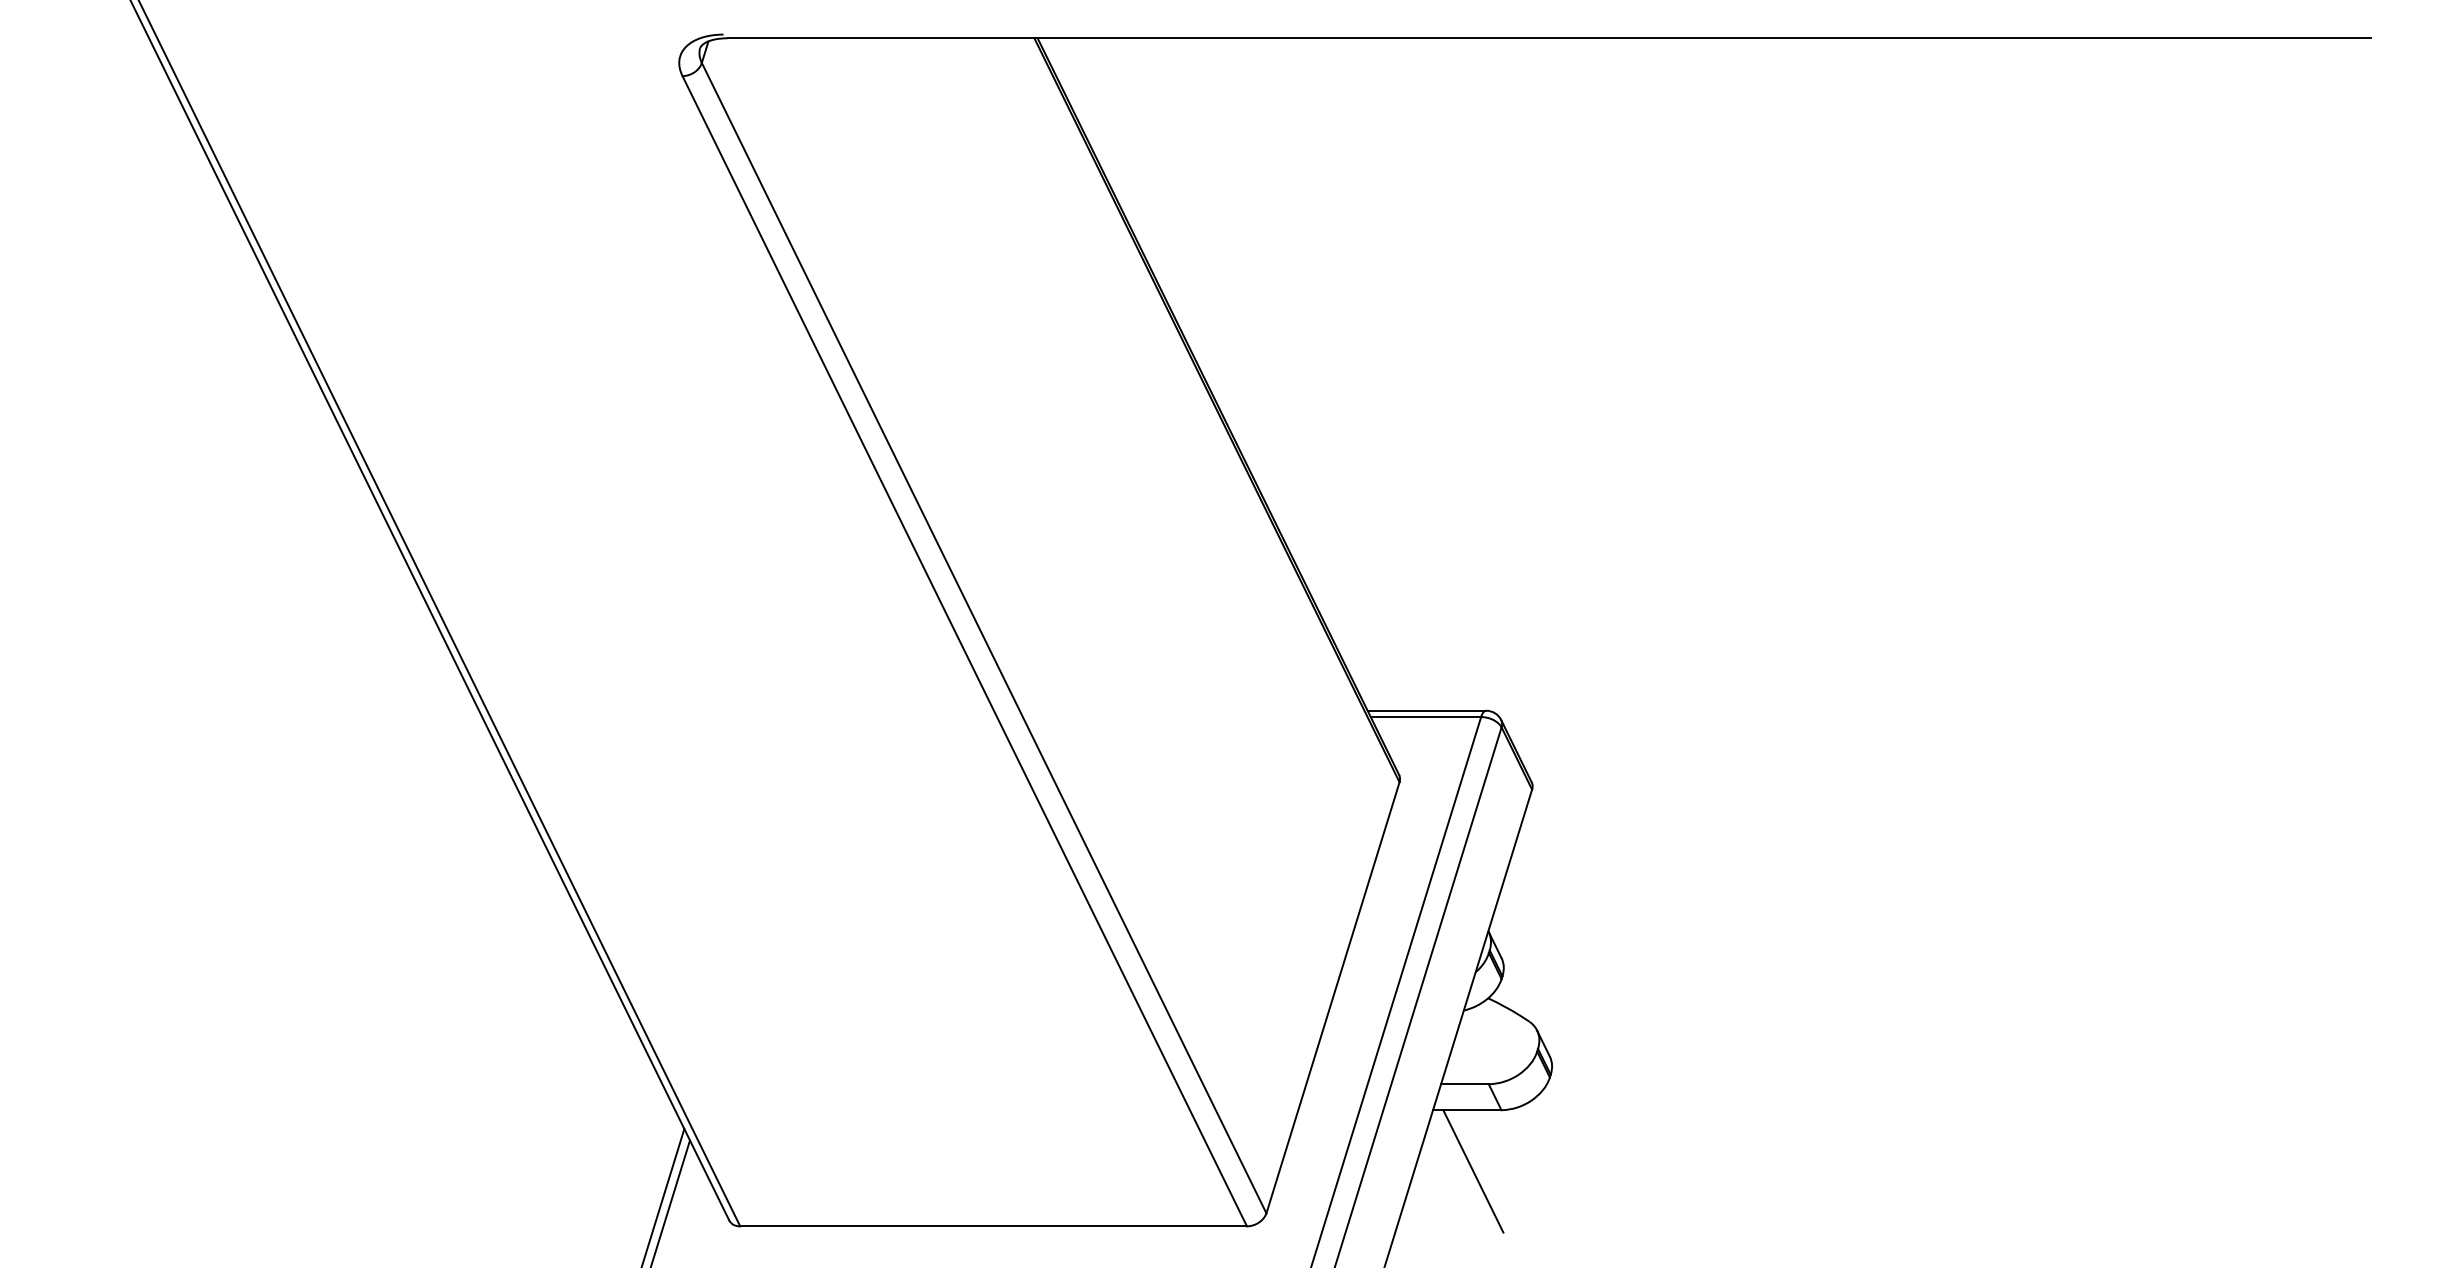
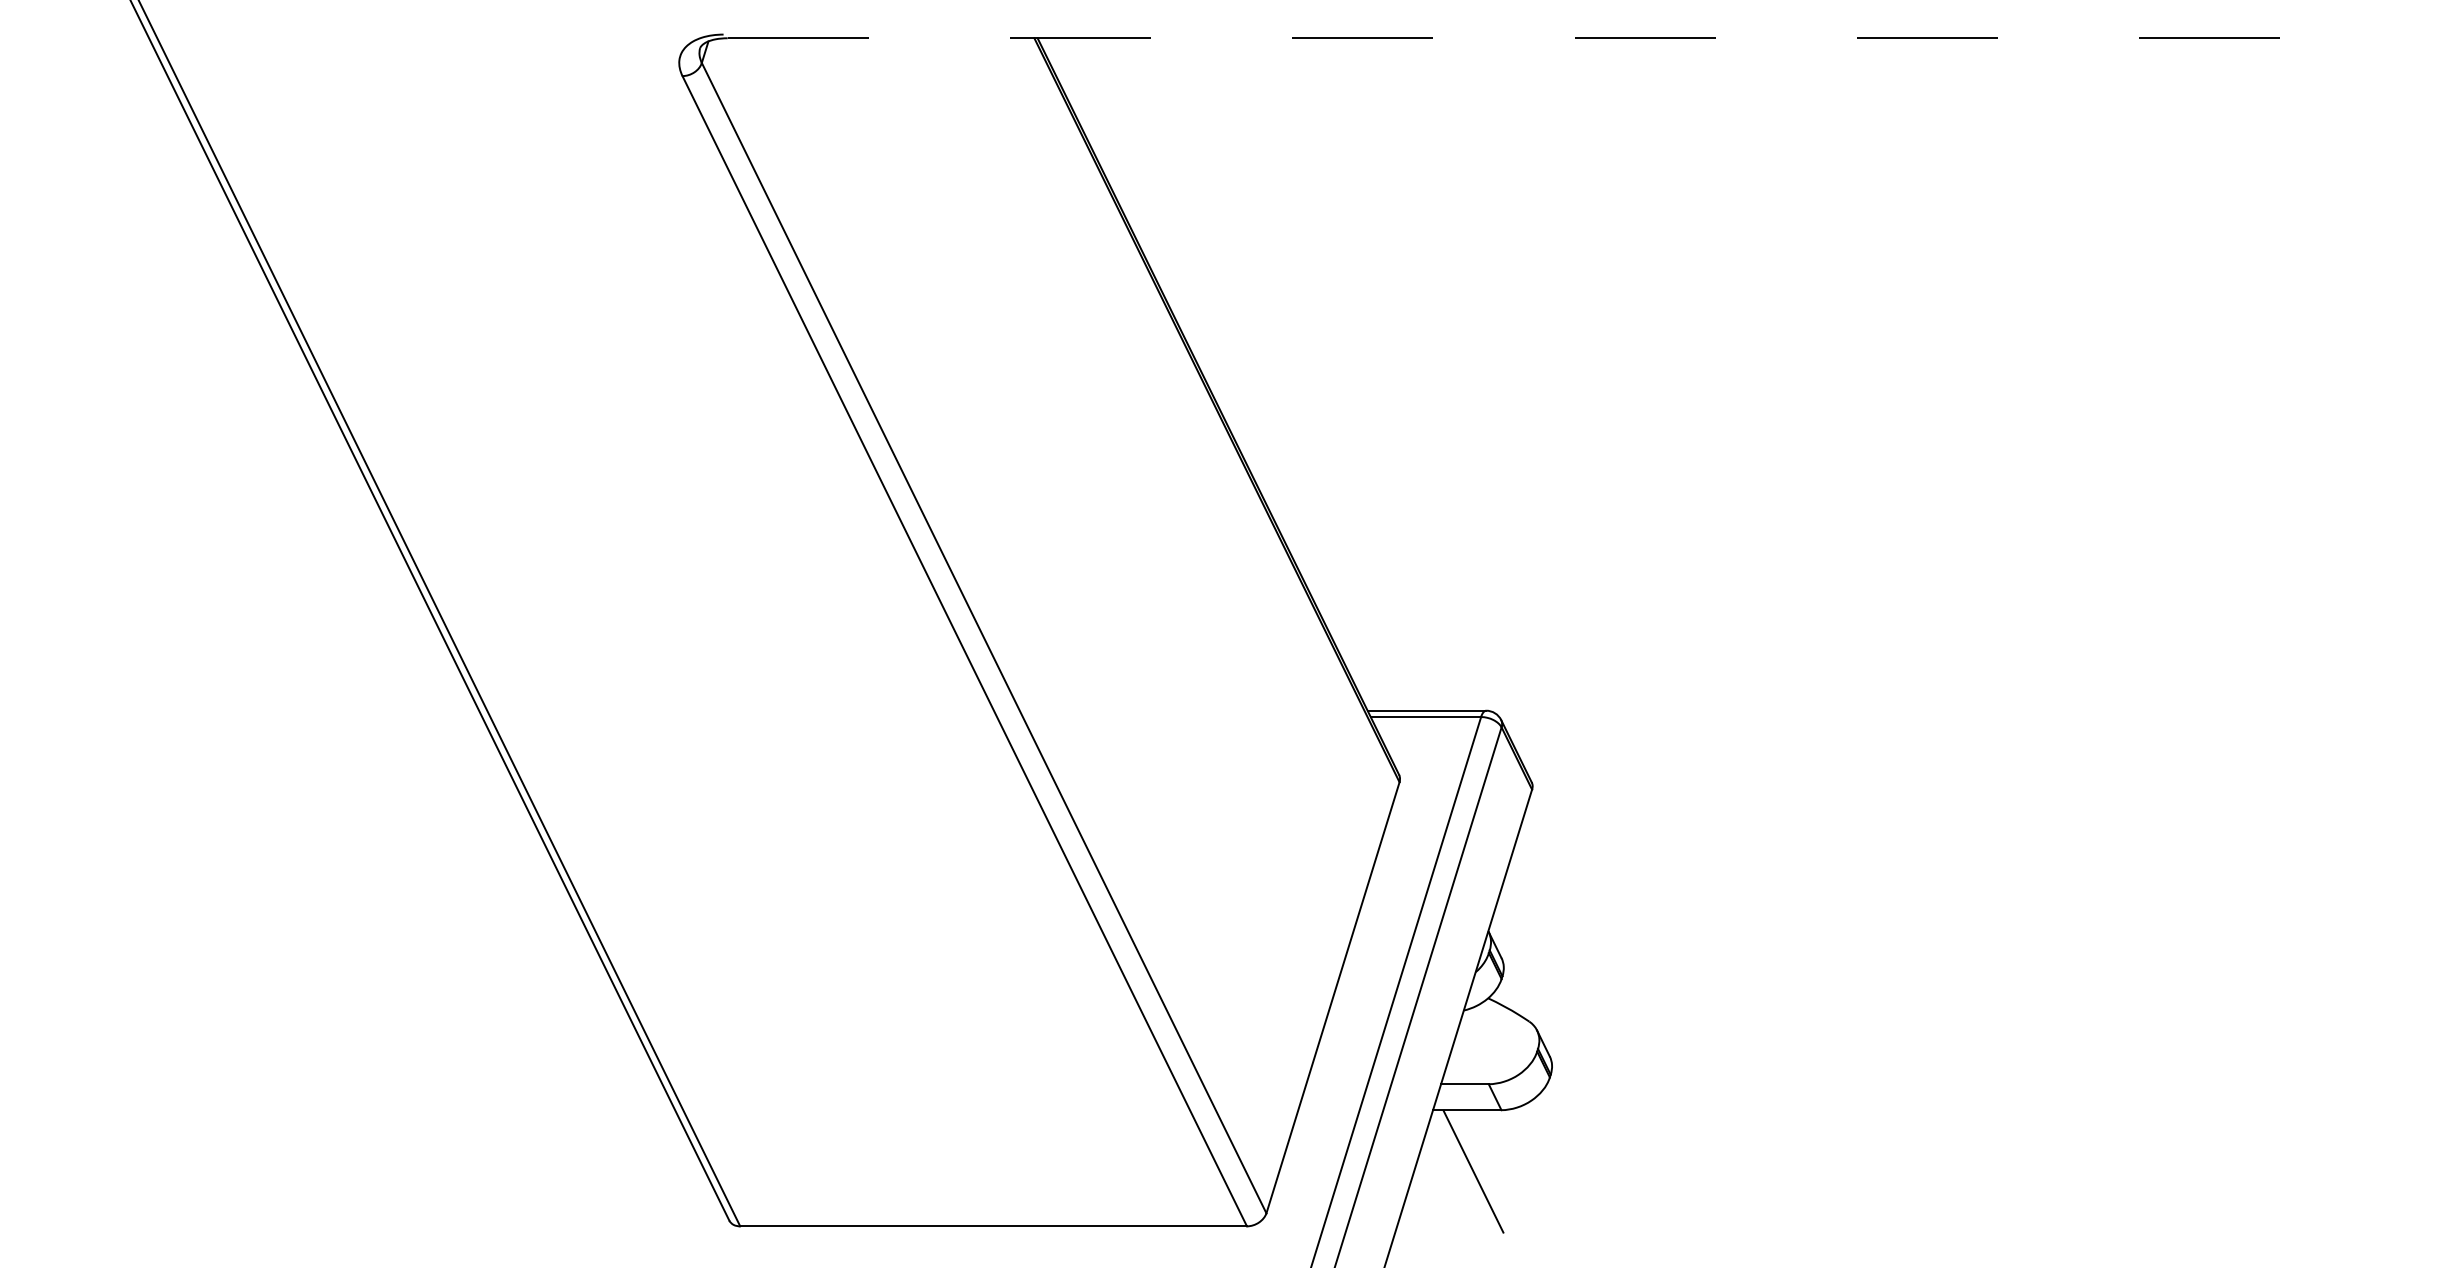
line: solid -> dashed (1549, 38)
line: present -> none (663, 1196)
line: present -> none (670, 1202)
